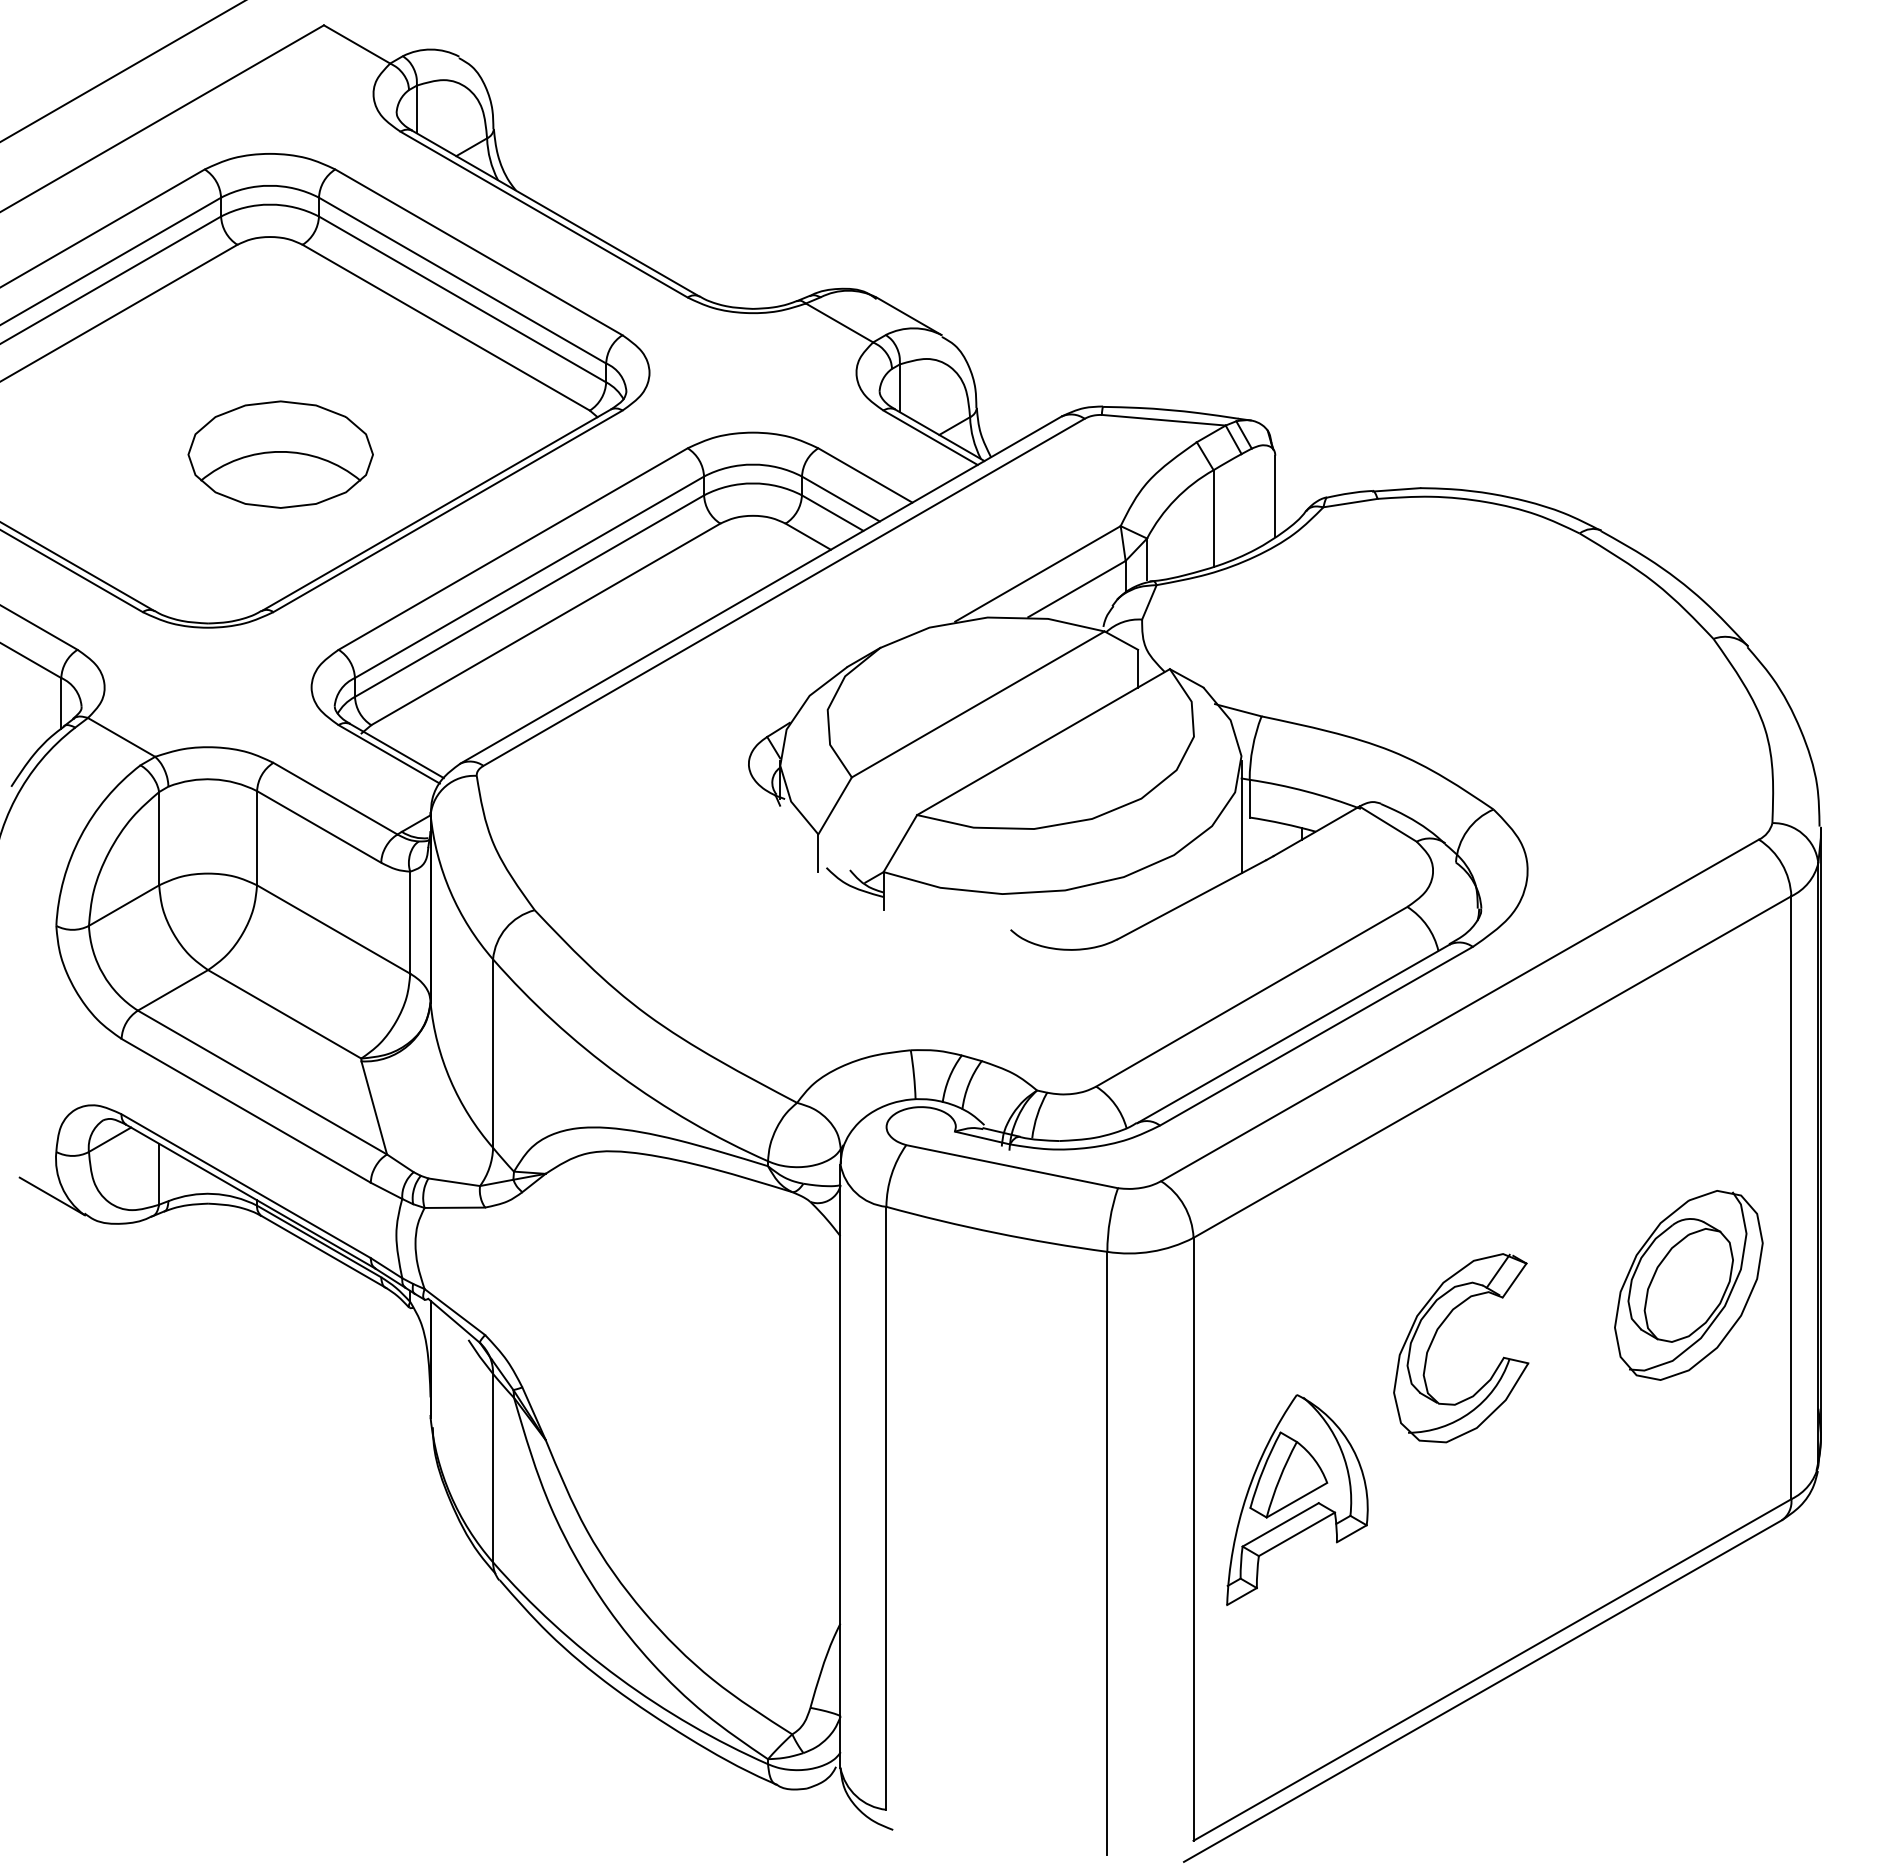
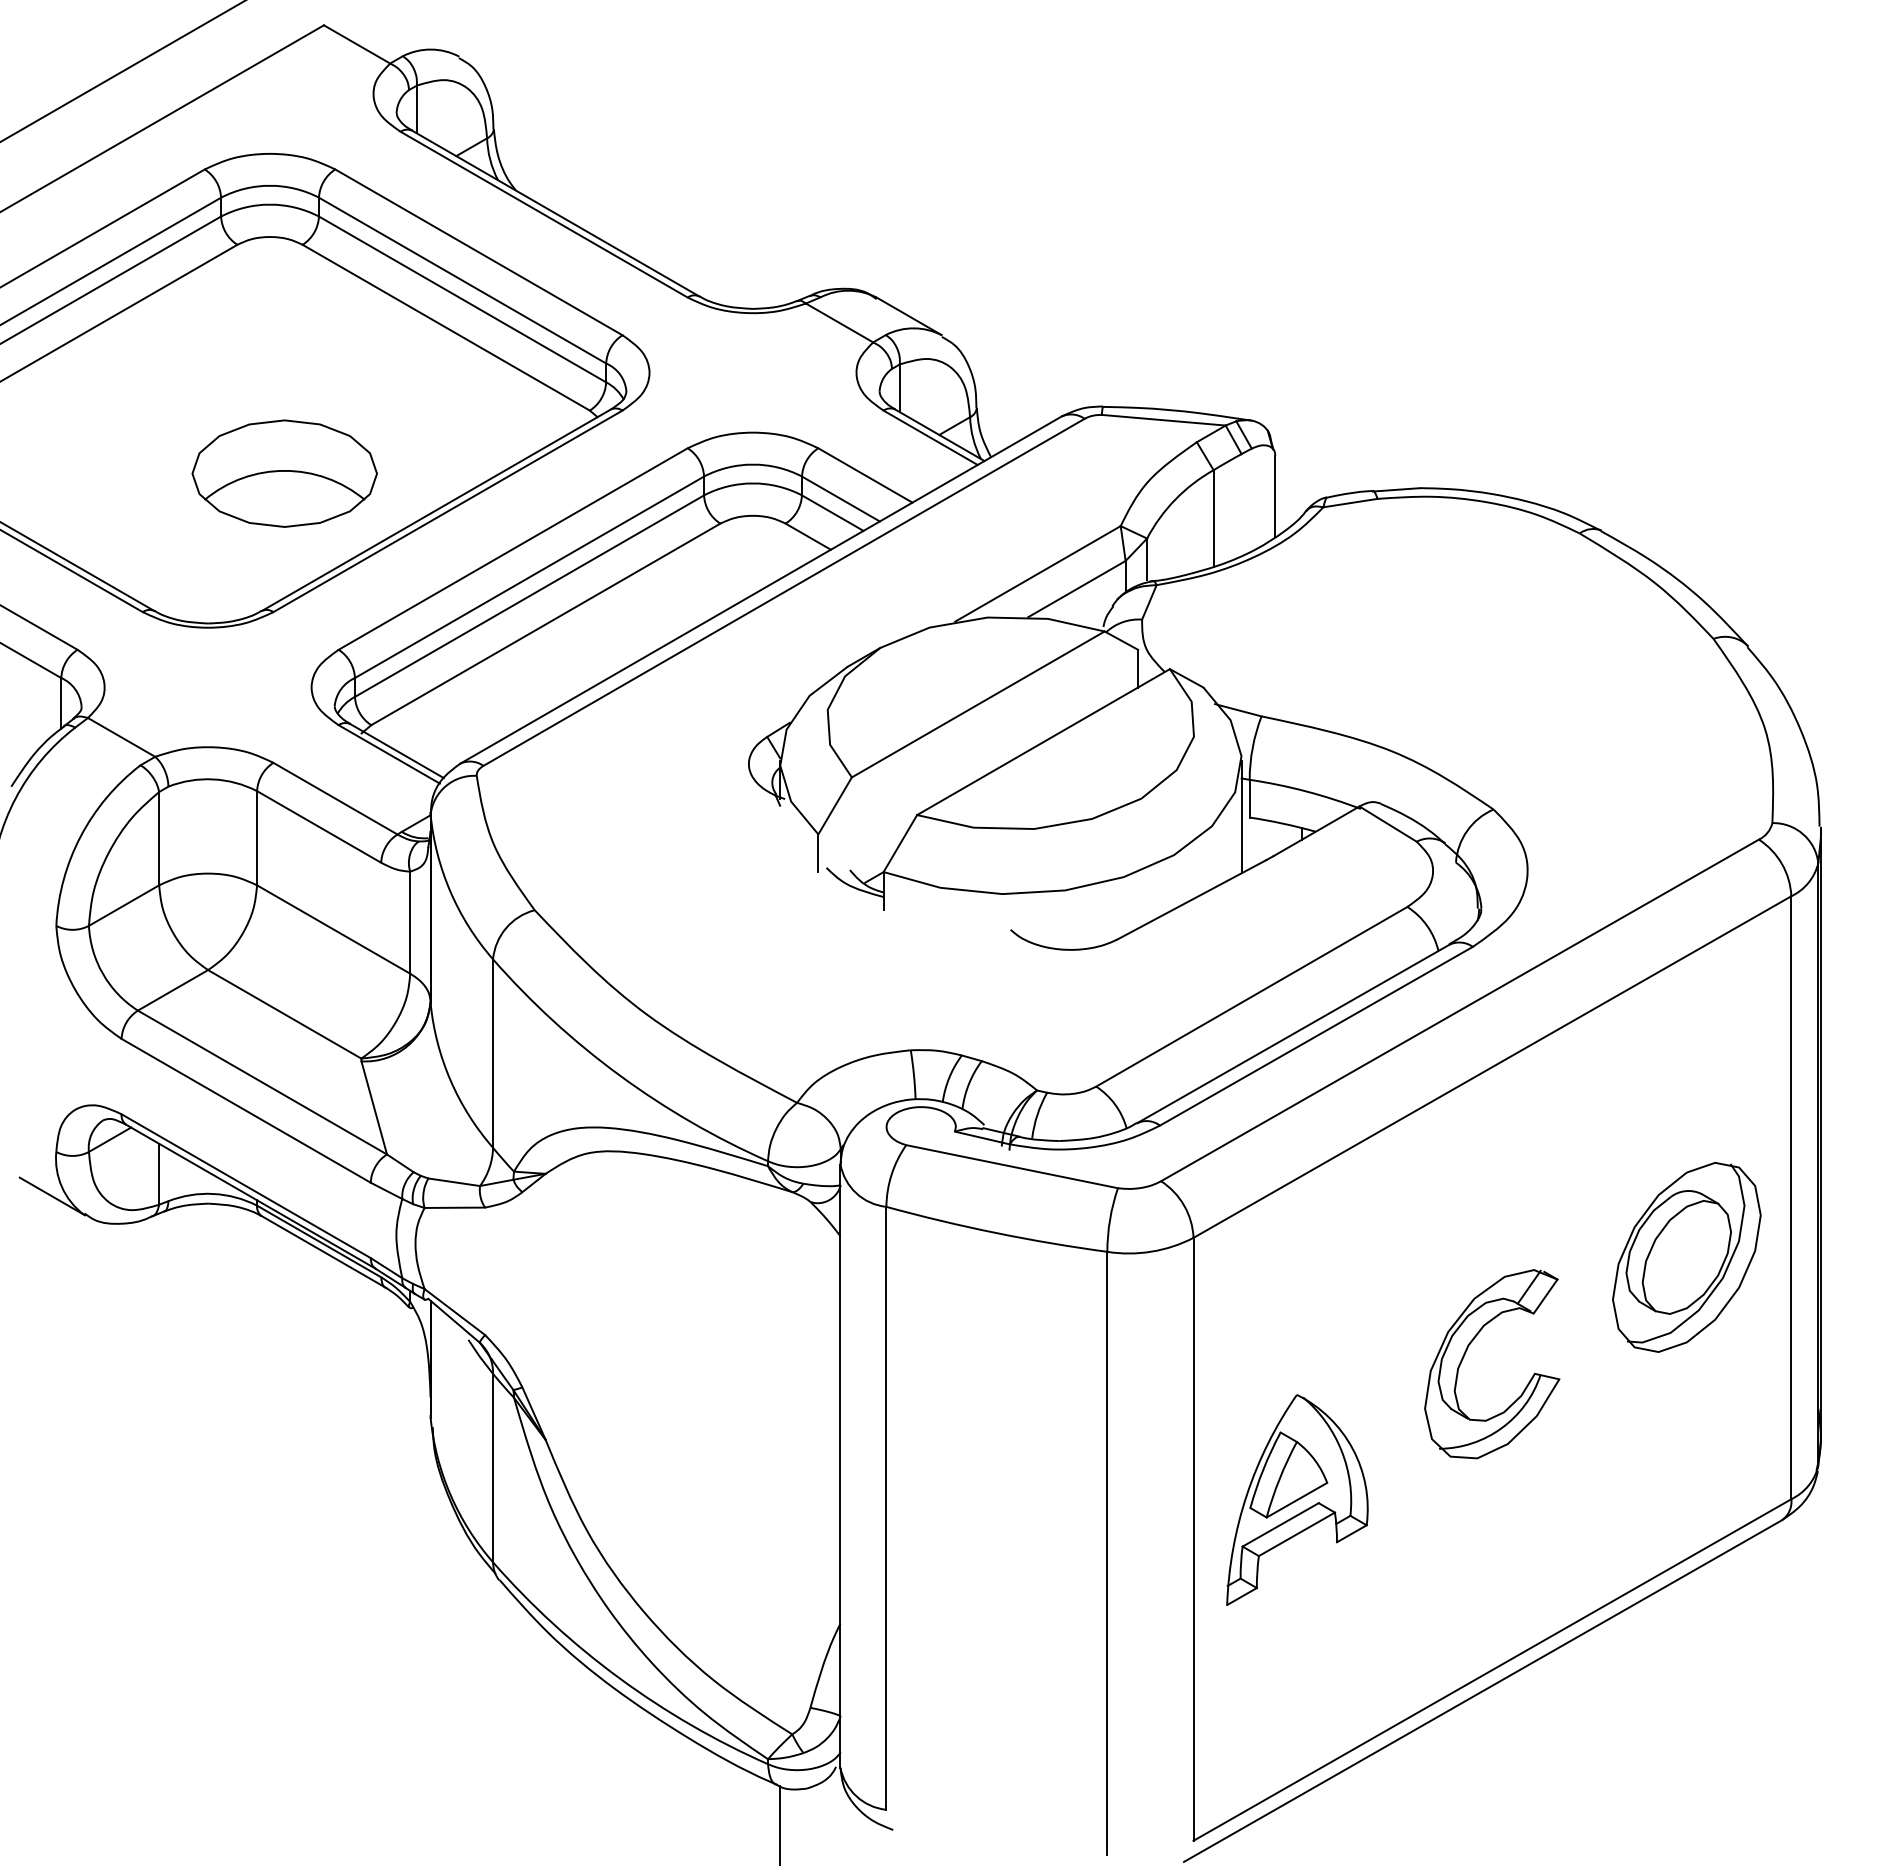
part position: (280, 454) -> (284, 473) (284, 473)
part position: (1688, 1285) -> (1686, 1257) (1686, 1257)
part position: (1435, 1336) -> (1466, 1352) (1466, 1352)
line: none -> present (780, 1824)
